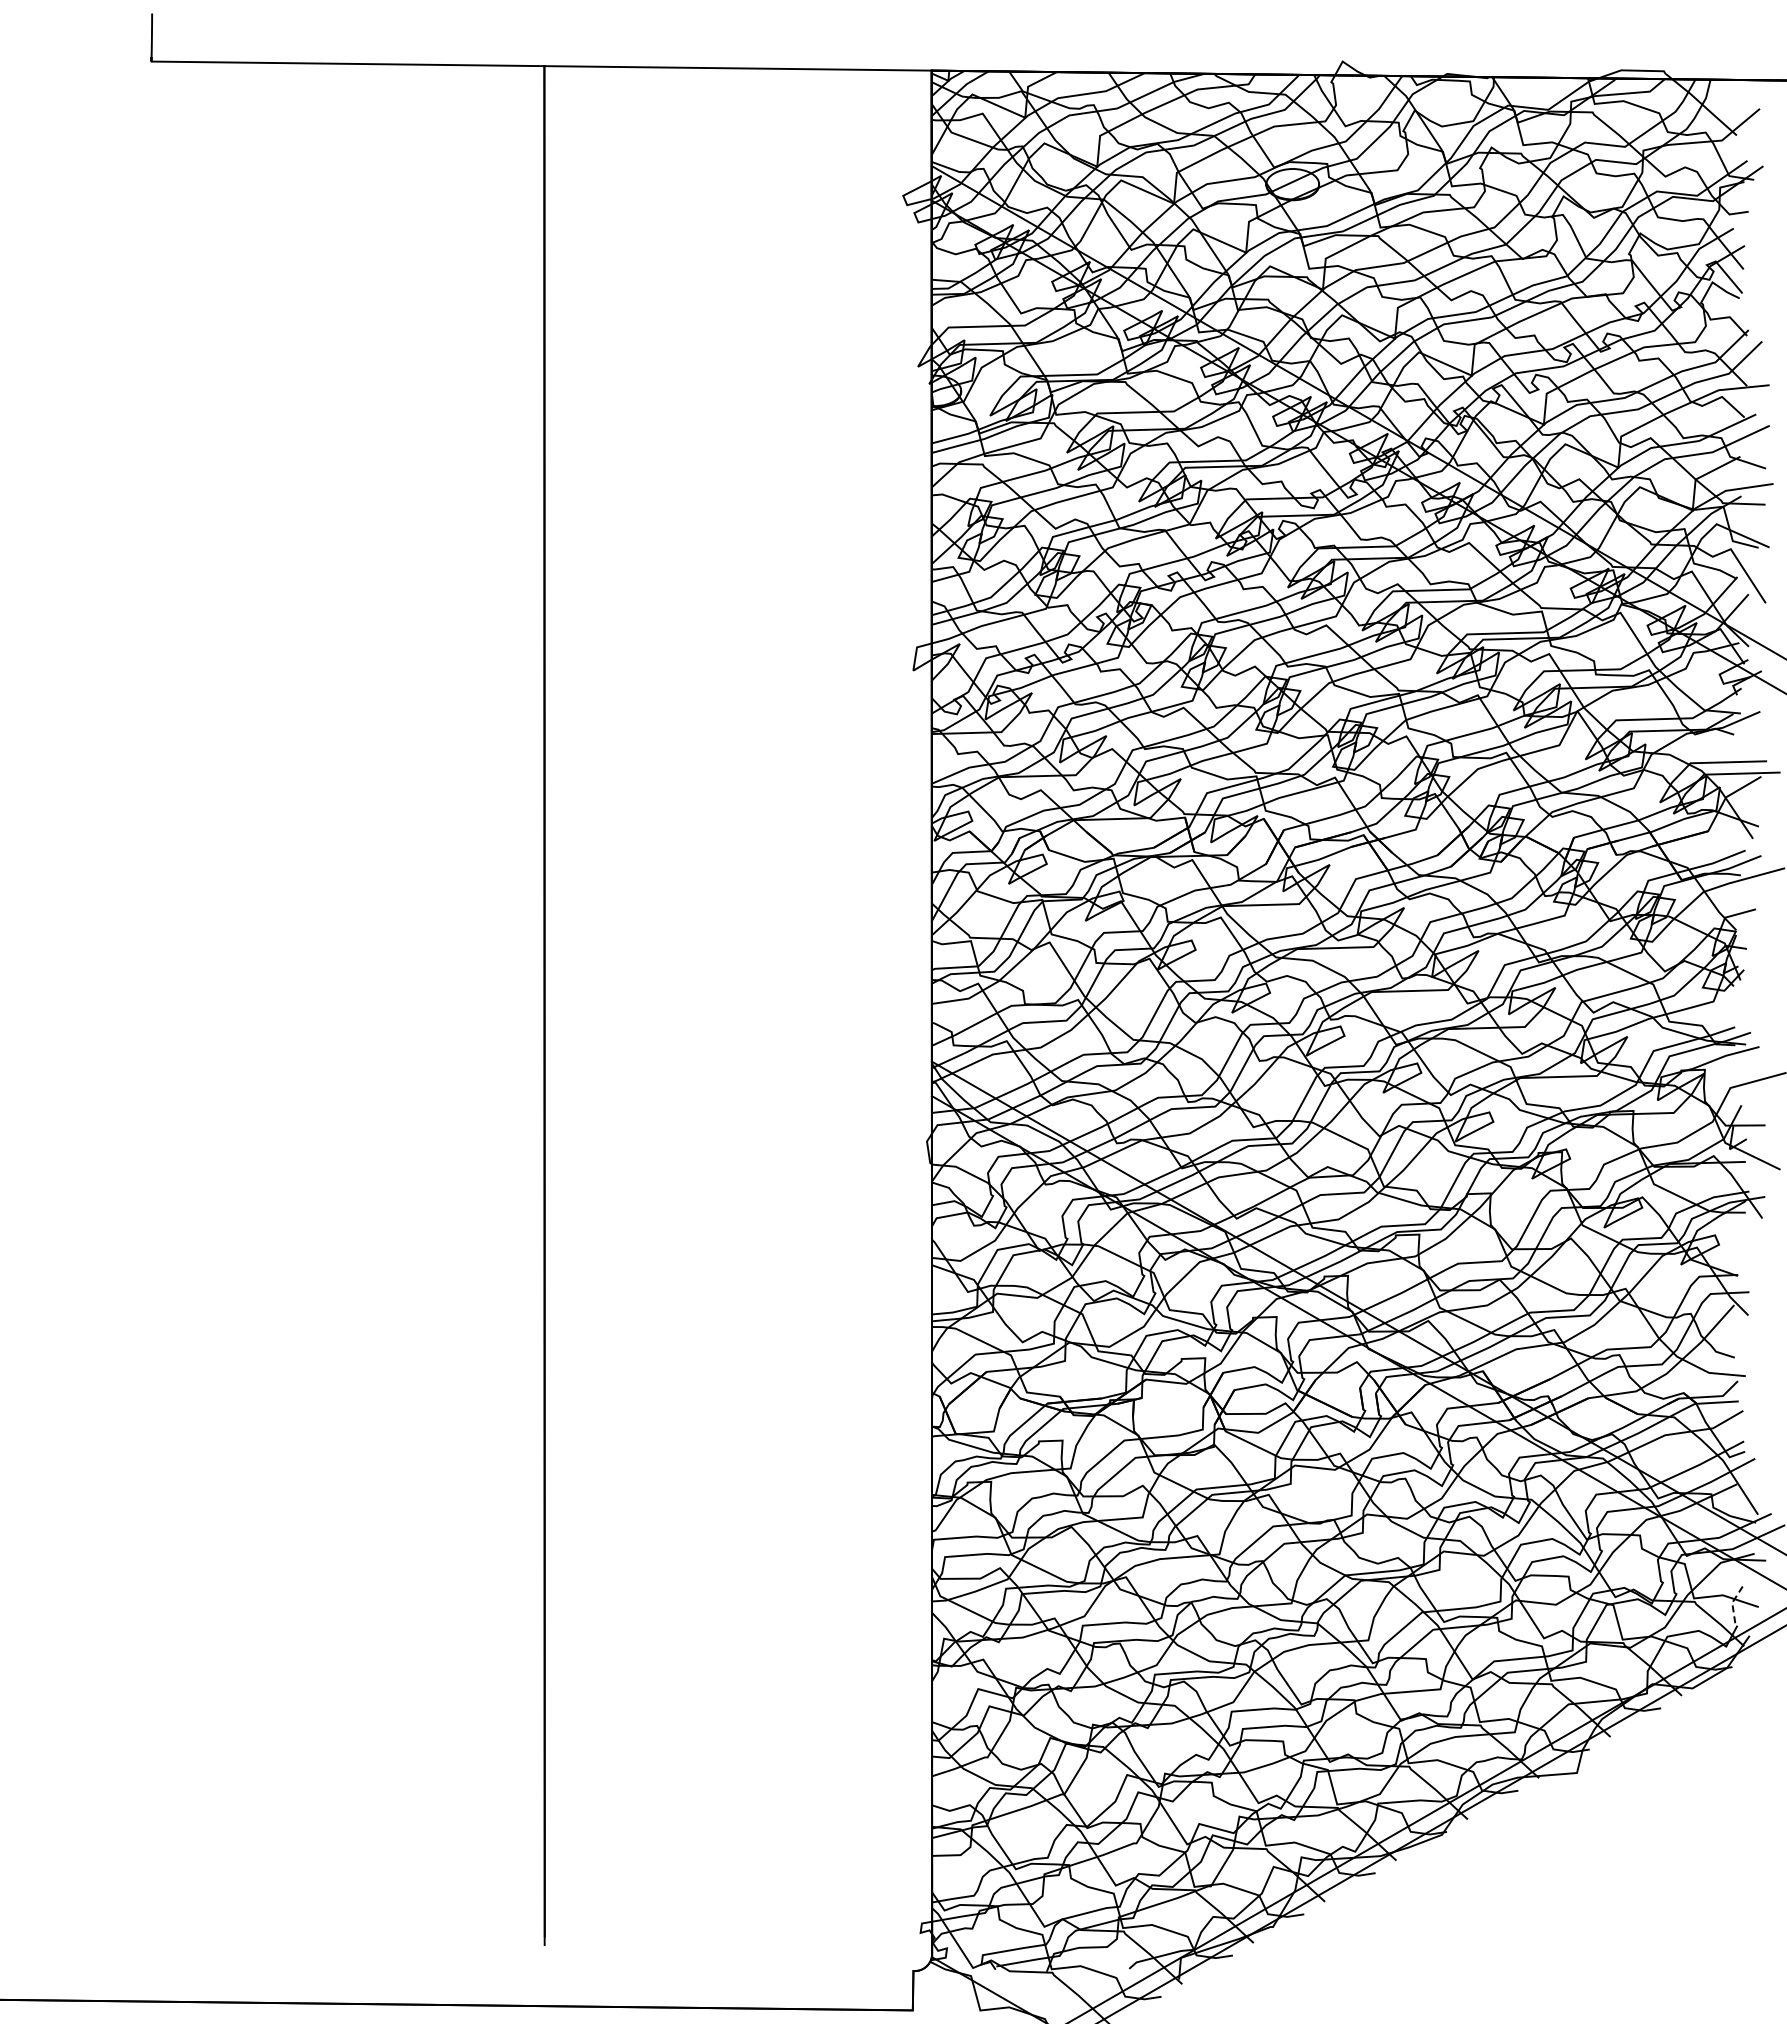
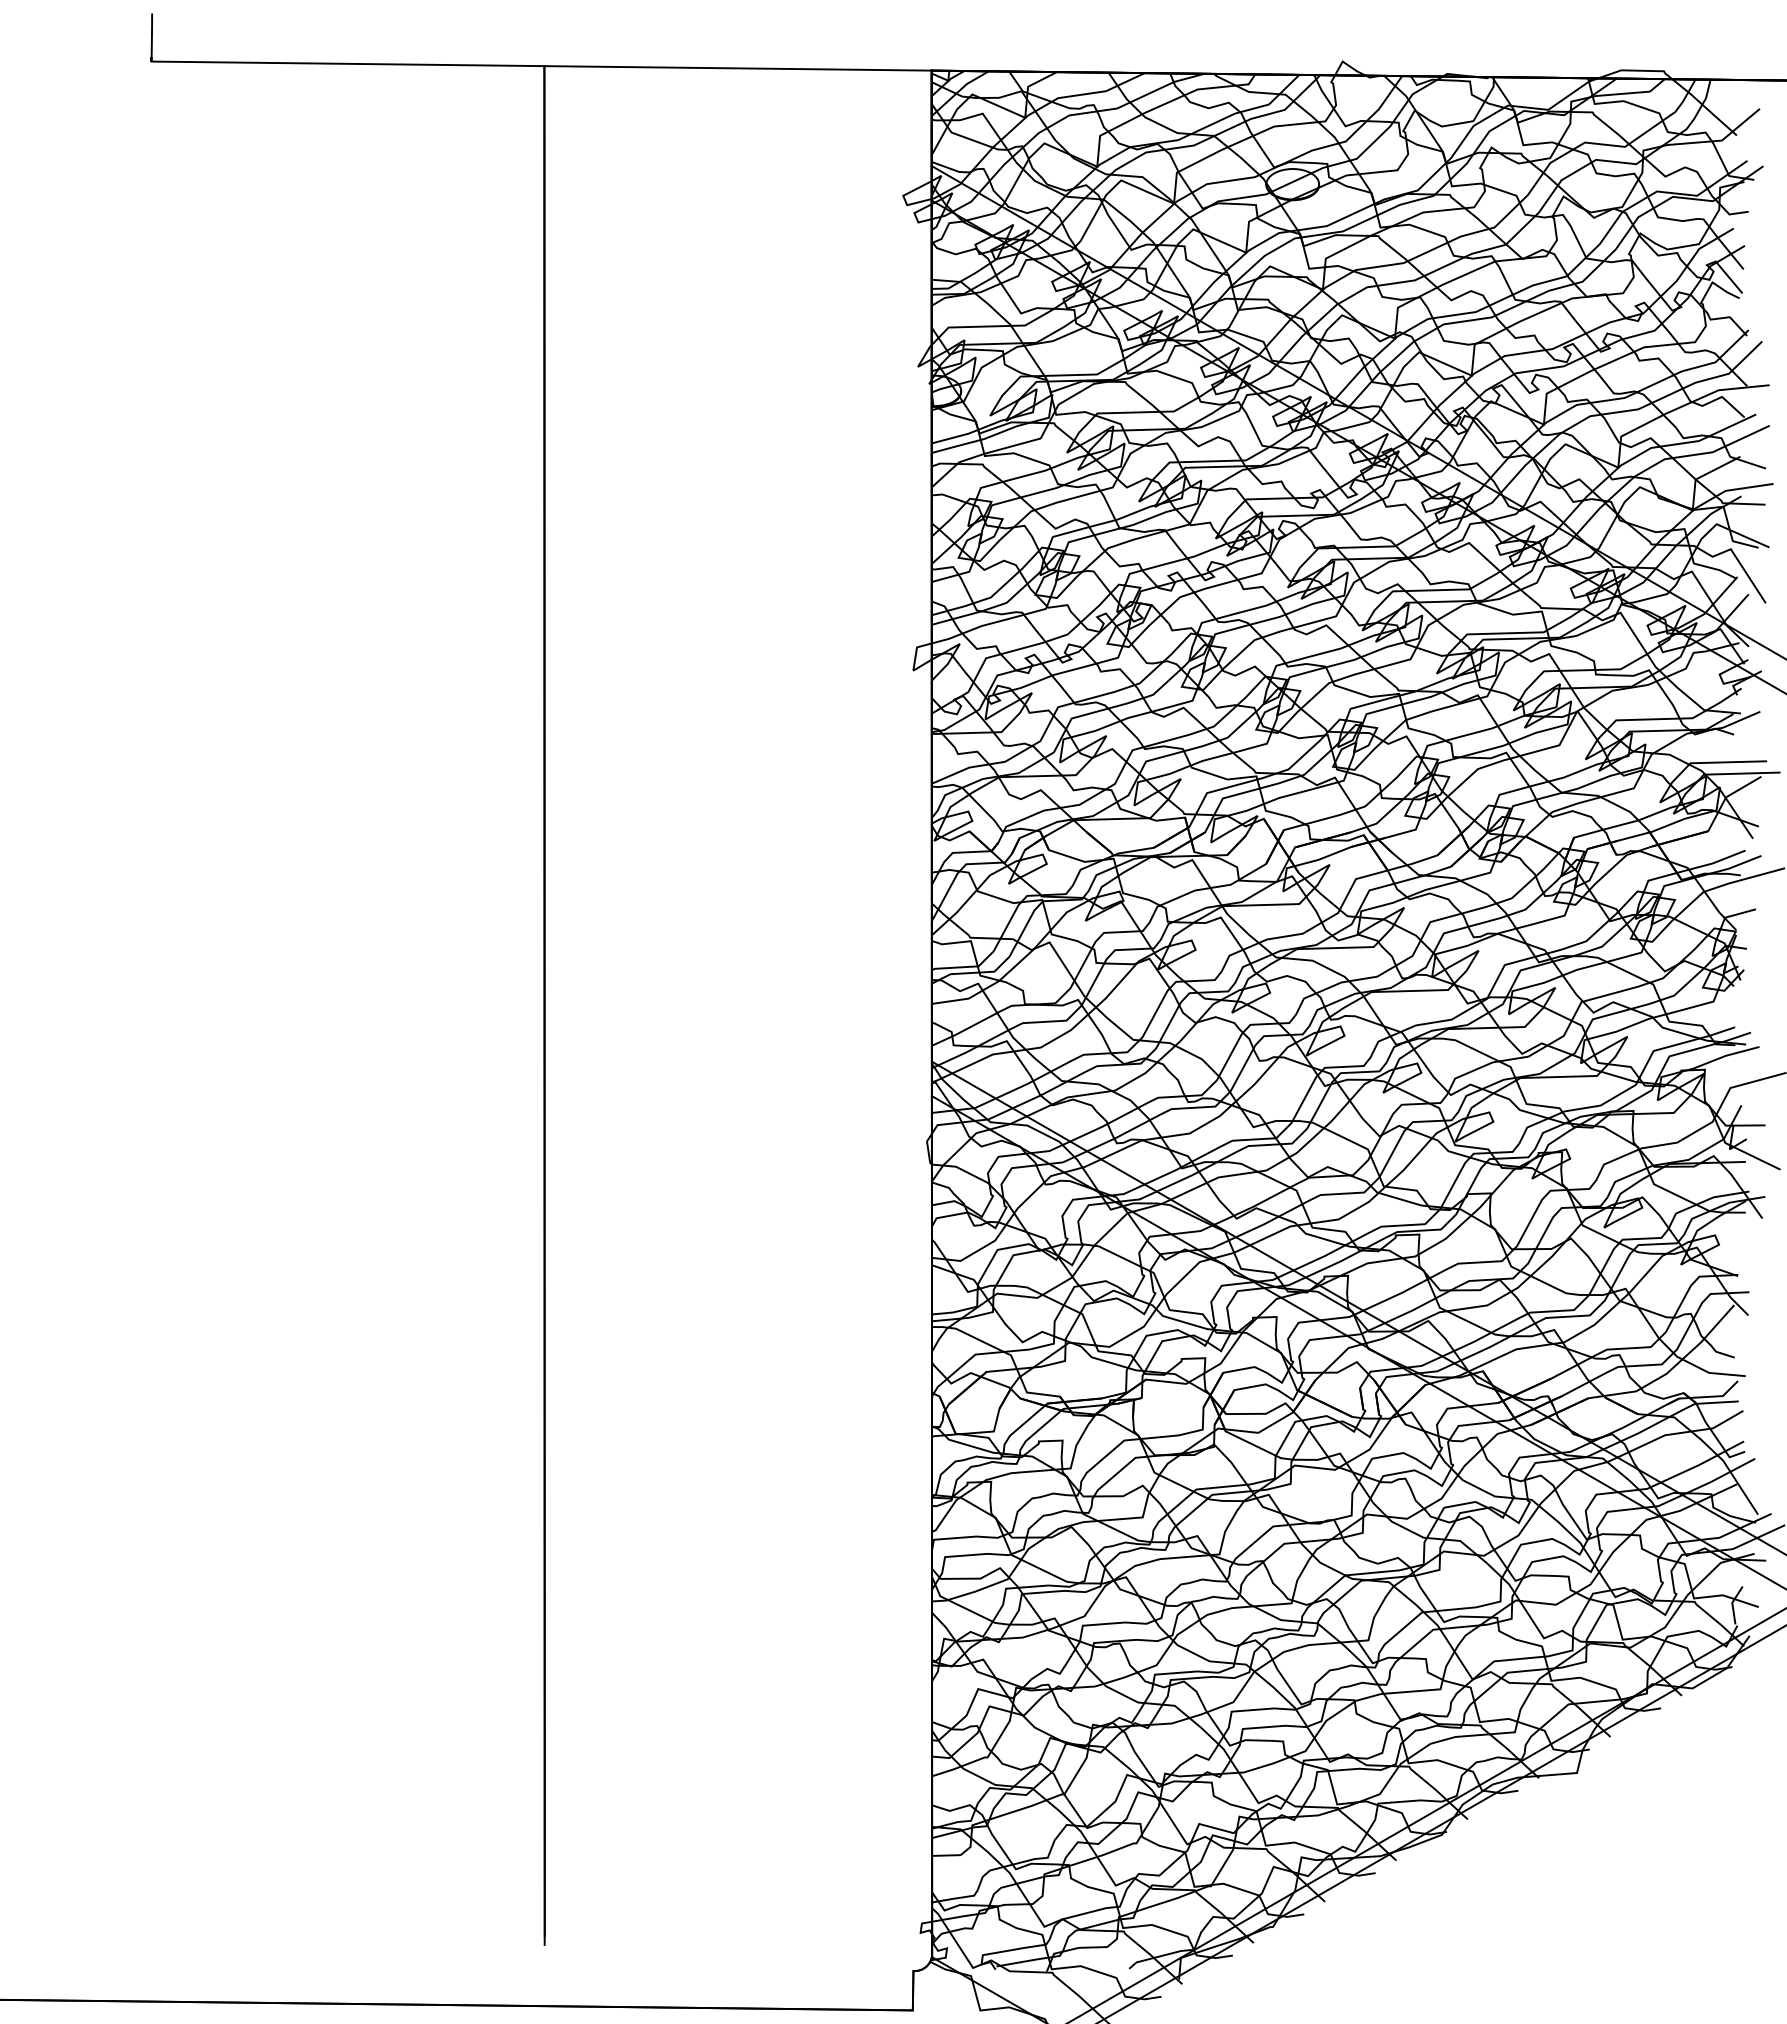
line: dashed -> solid (1732, 1603)
